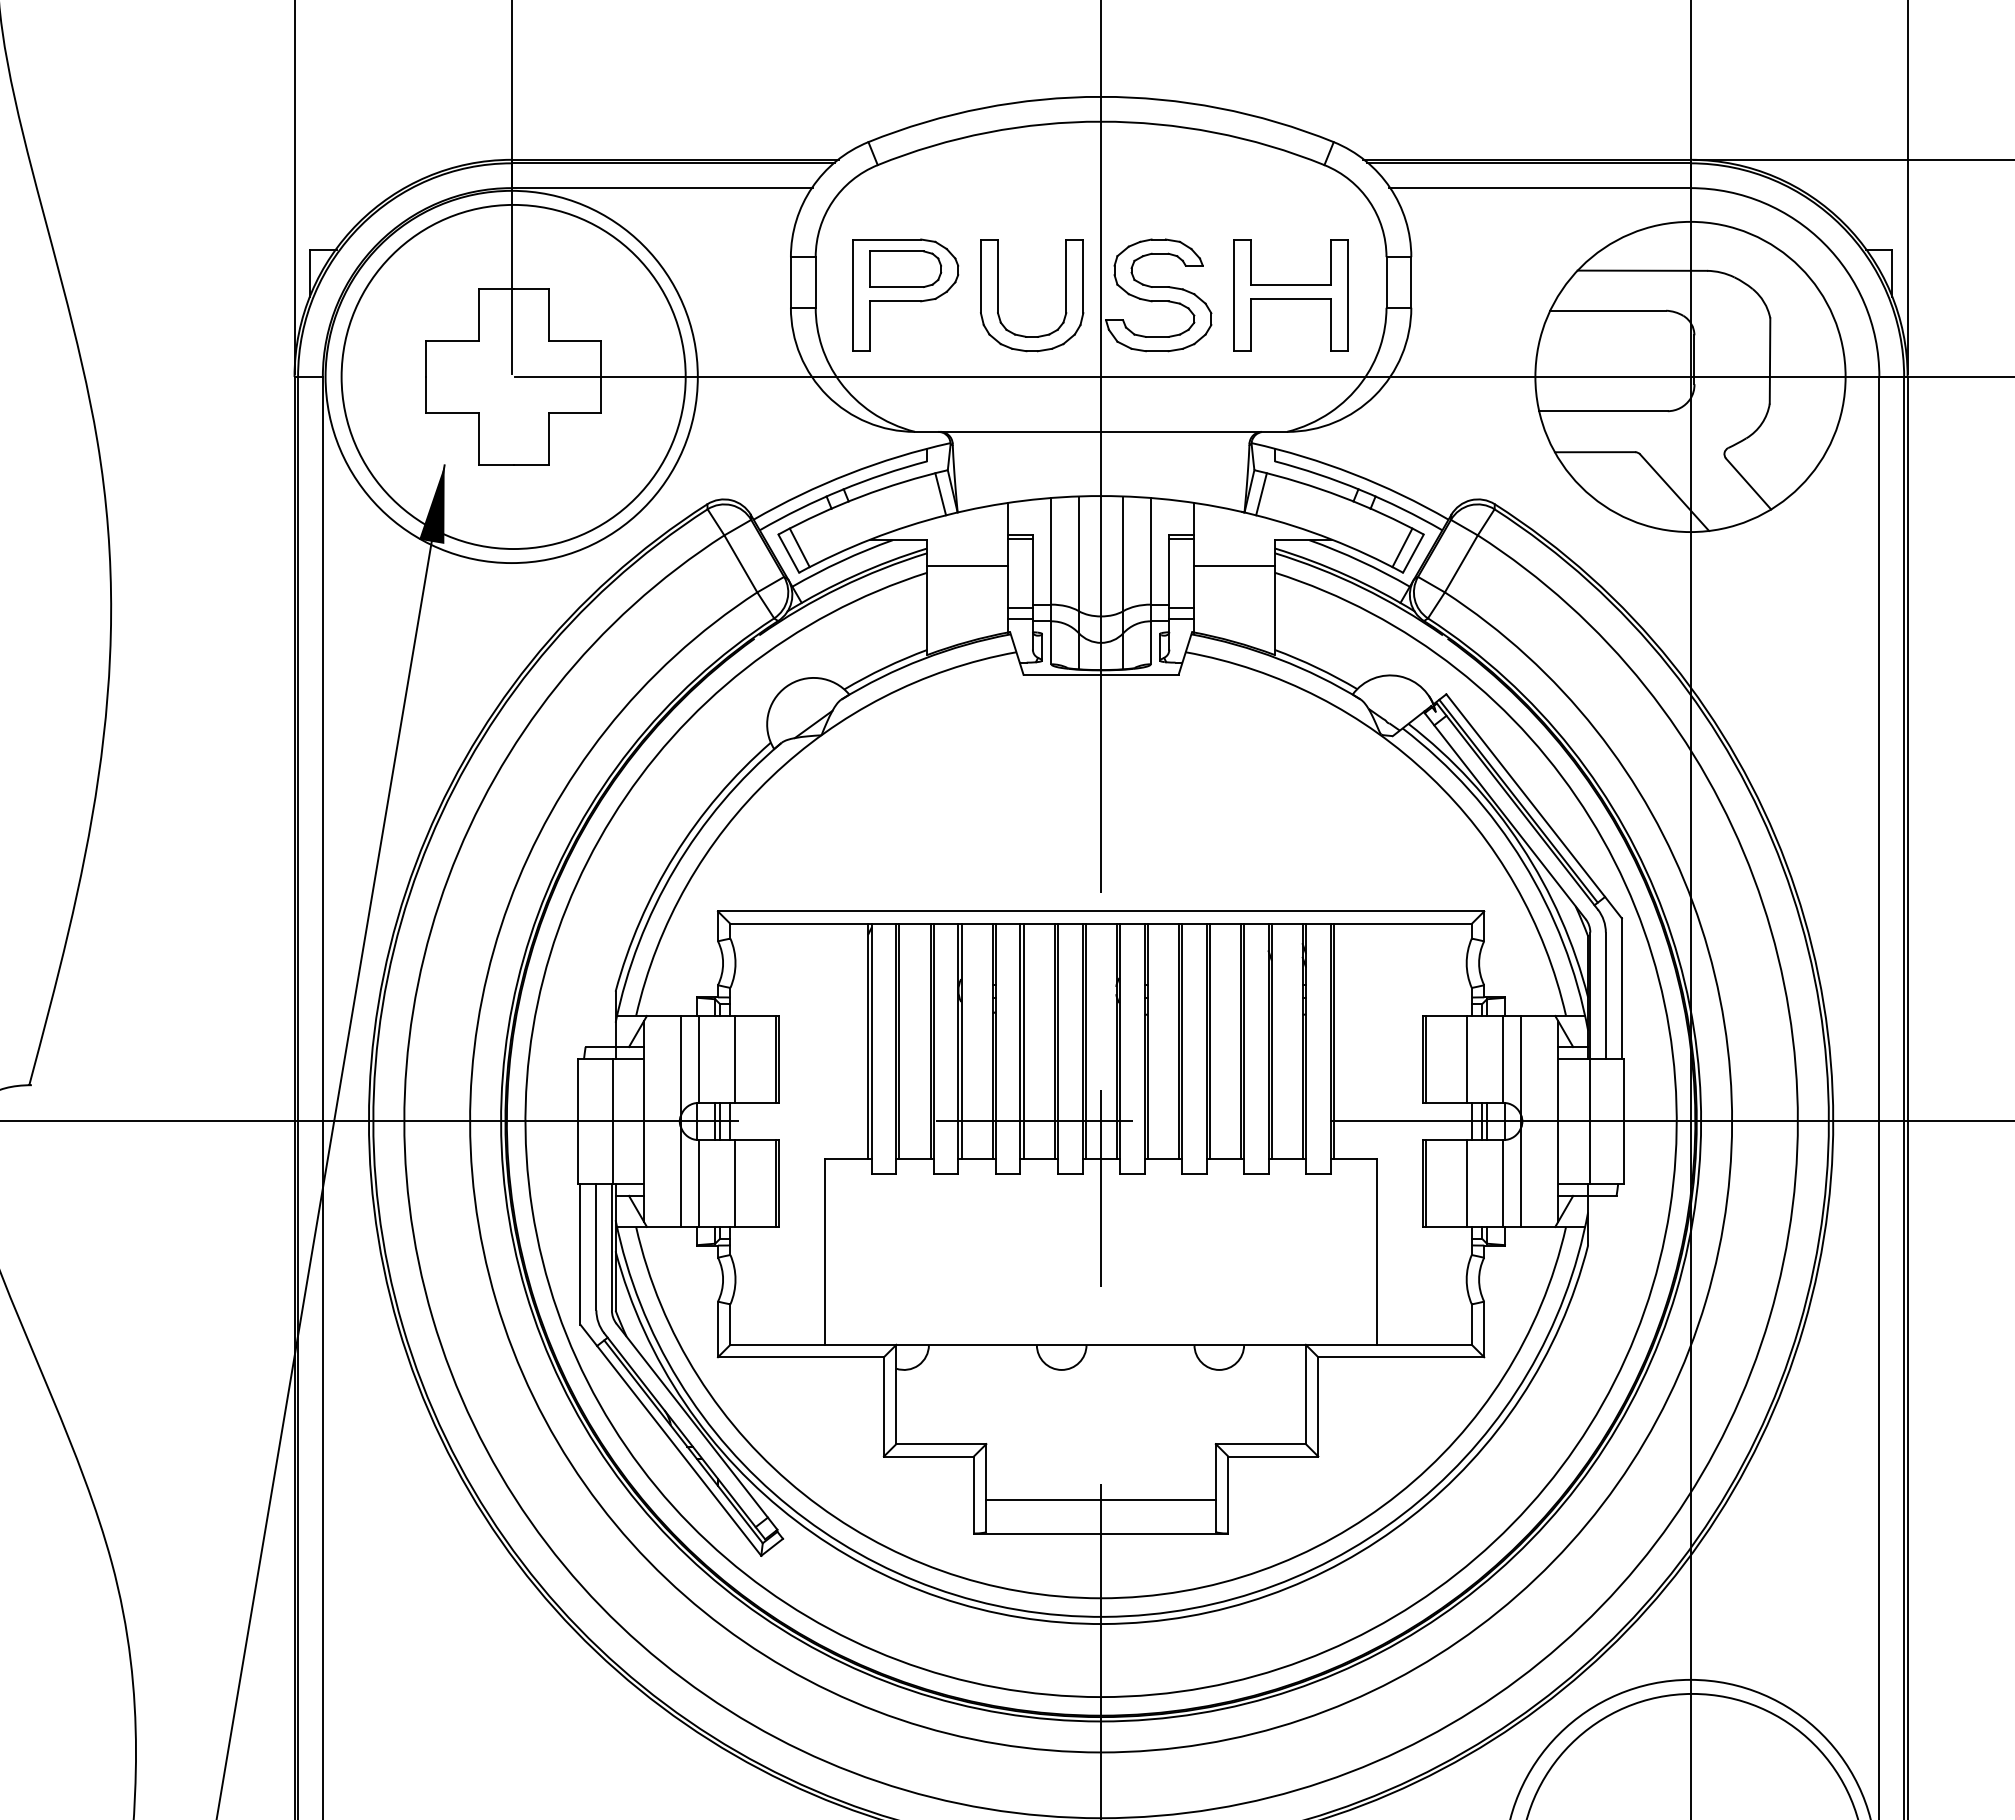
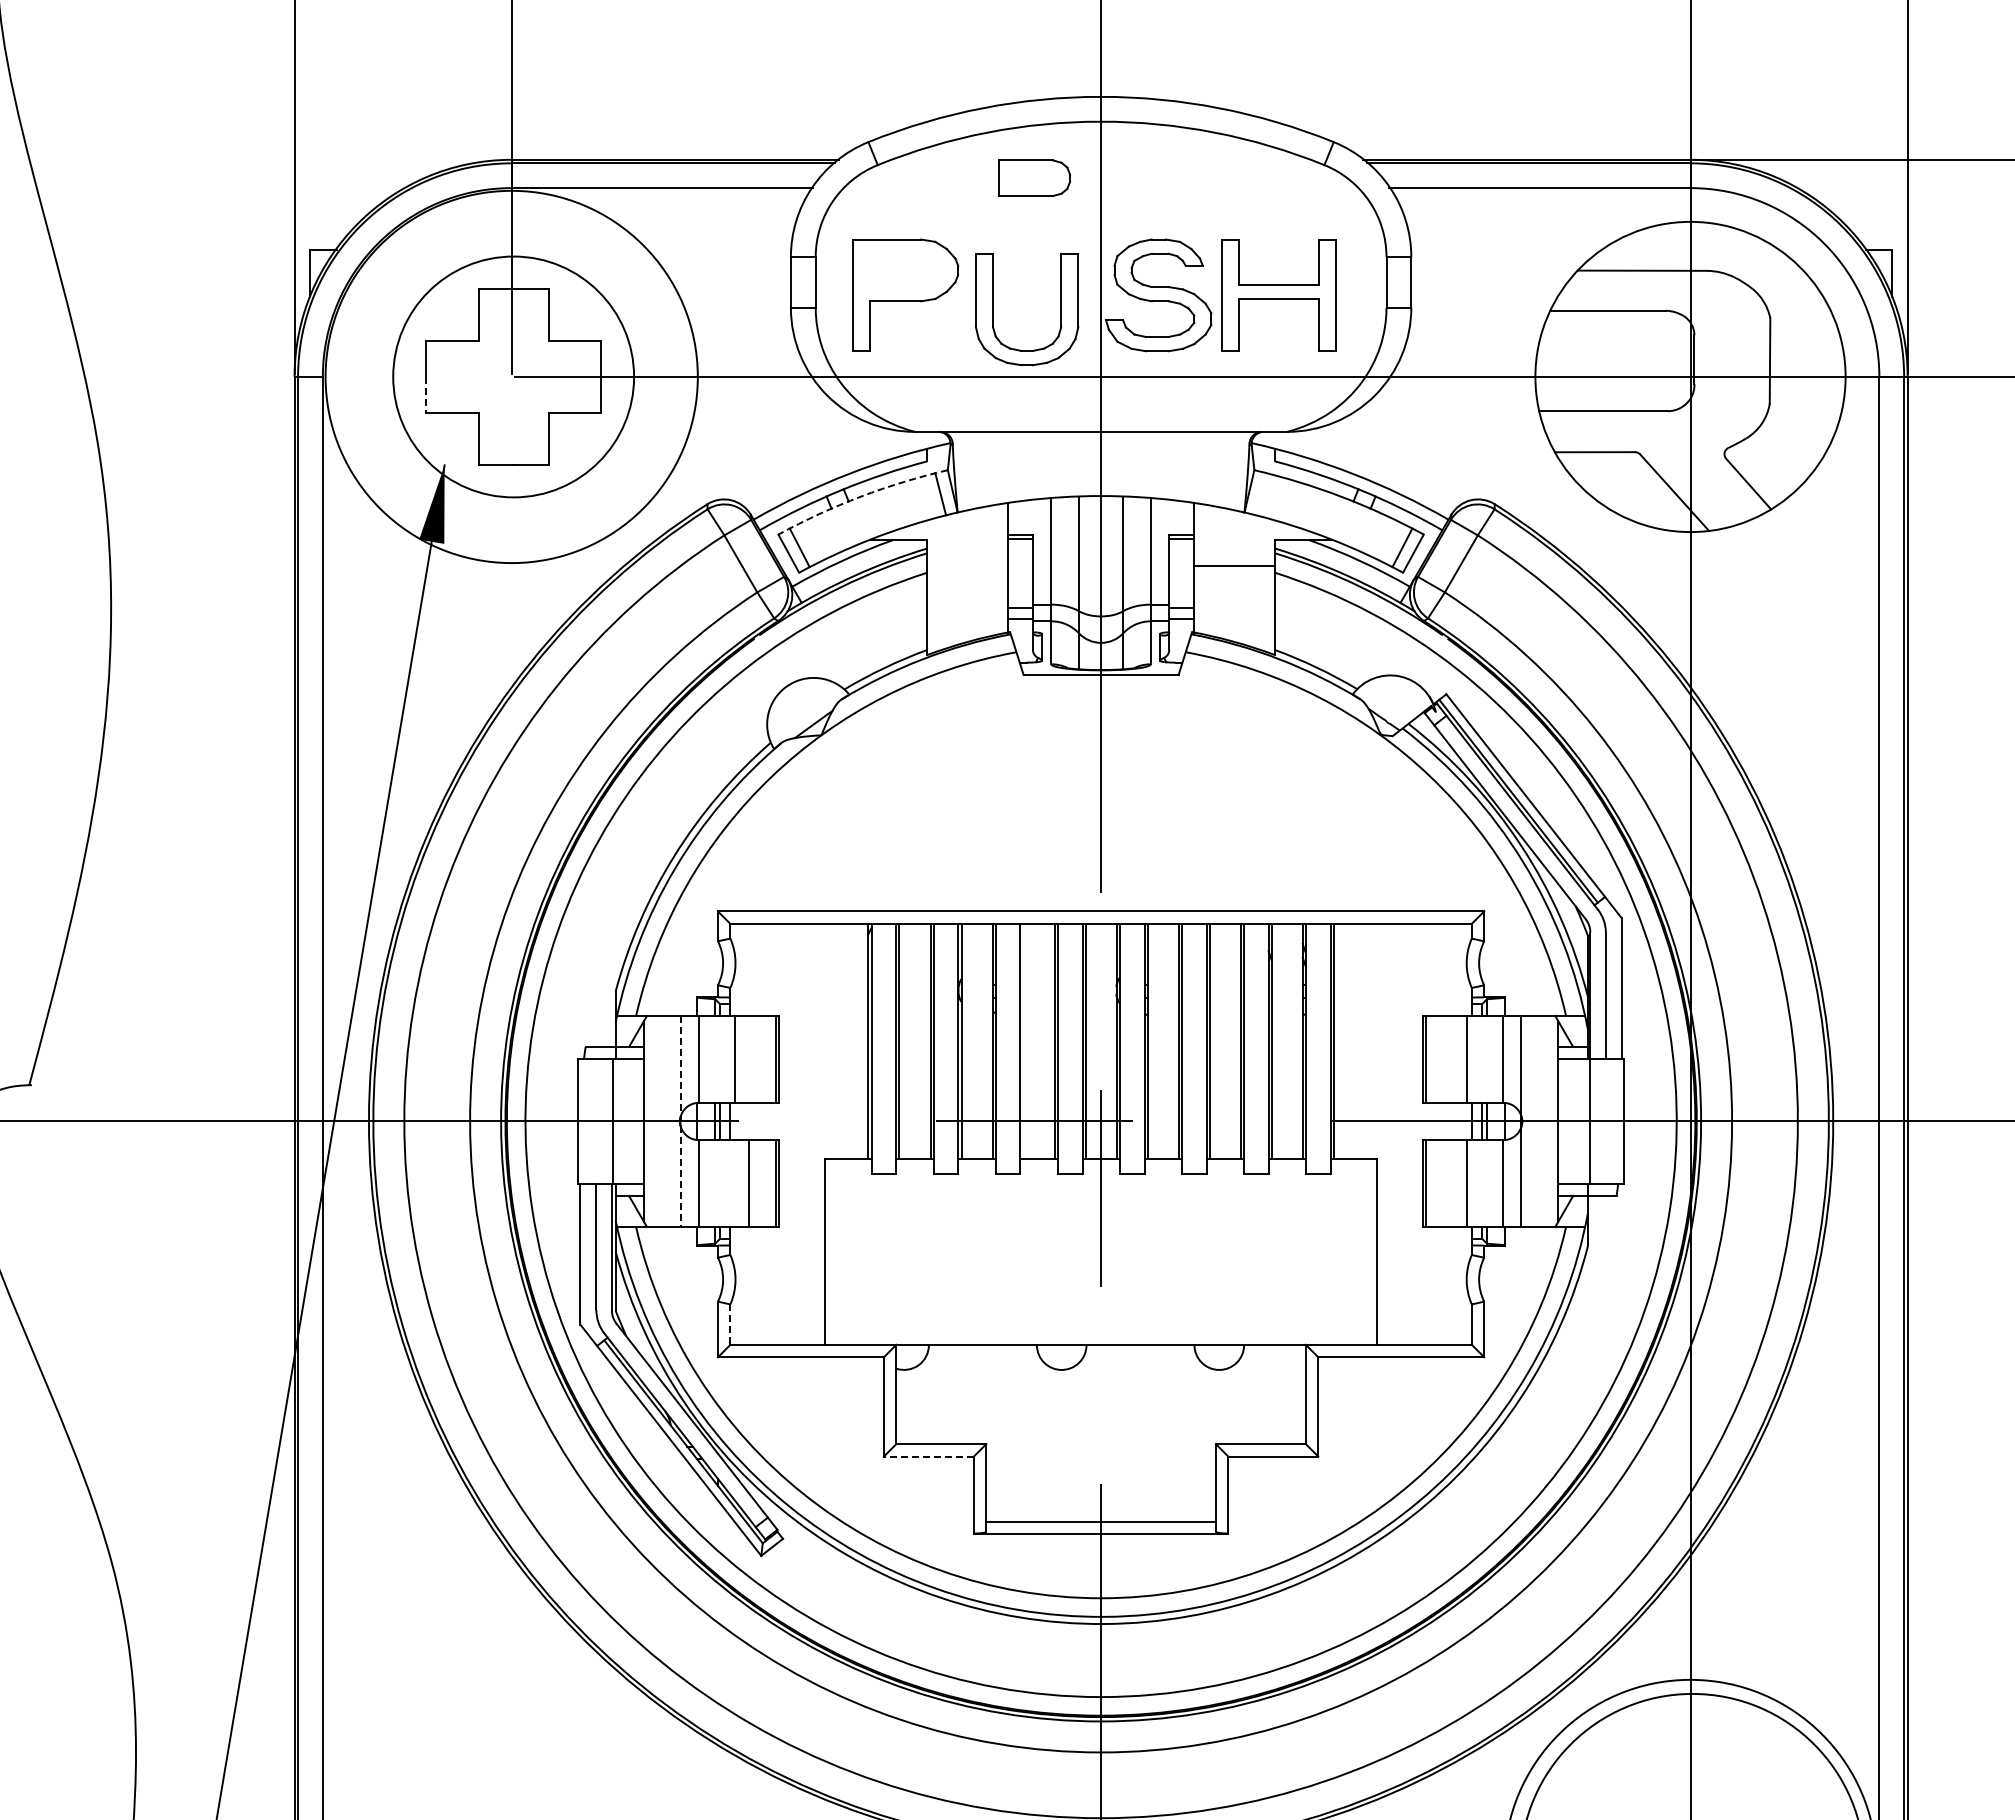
part position: (905, 268) -> (1034, 177) (1034, 177)
part position: (1065, 295) -> (1060, 309) (1060, 309)
part position: (1290, 295) -> (1278, 295) (1278, 295)
circle diameter: 344 px -> 241 px (513, 376)
line: solid -> dashed (426, 395)
line: present -> none (1261, 494)
arc: solid -> dashed (860, 496)
line: present -> none (967, 566)
line: present -> none (1023, 1040)
line: solid -> dashed (681, 1121)
line position: (735, 1183) -> (749, 1183) (749, 1183)
line: solid -> dashed (730, 1325)
line: solid -> dashed (928, 1456)
line position: (1100, 1499) -> (1100, 1521) (1100, 1521)
